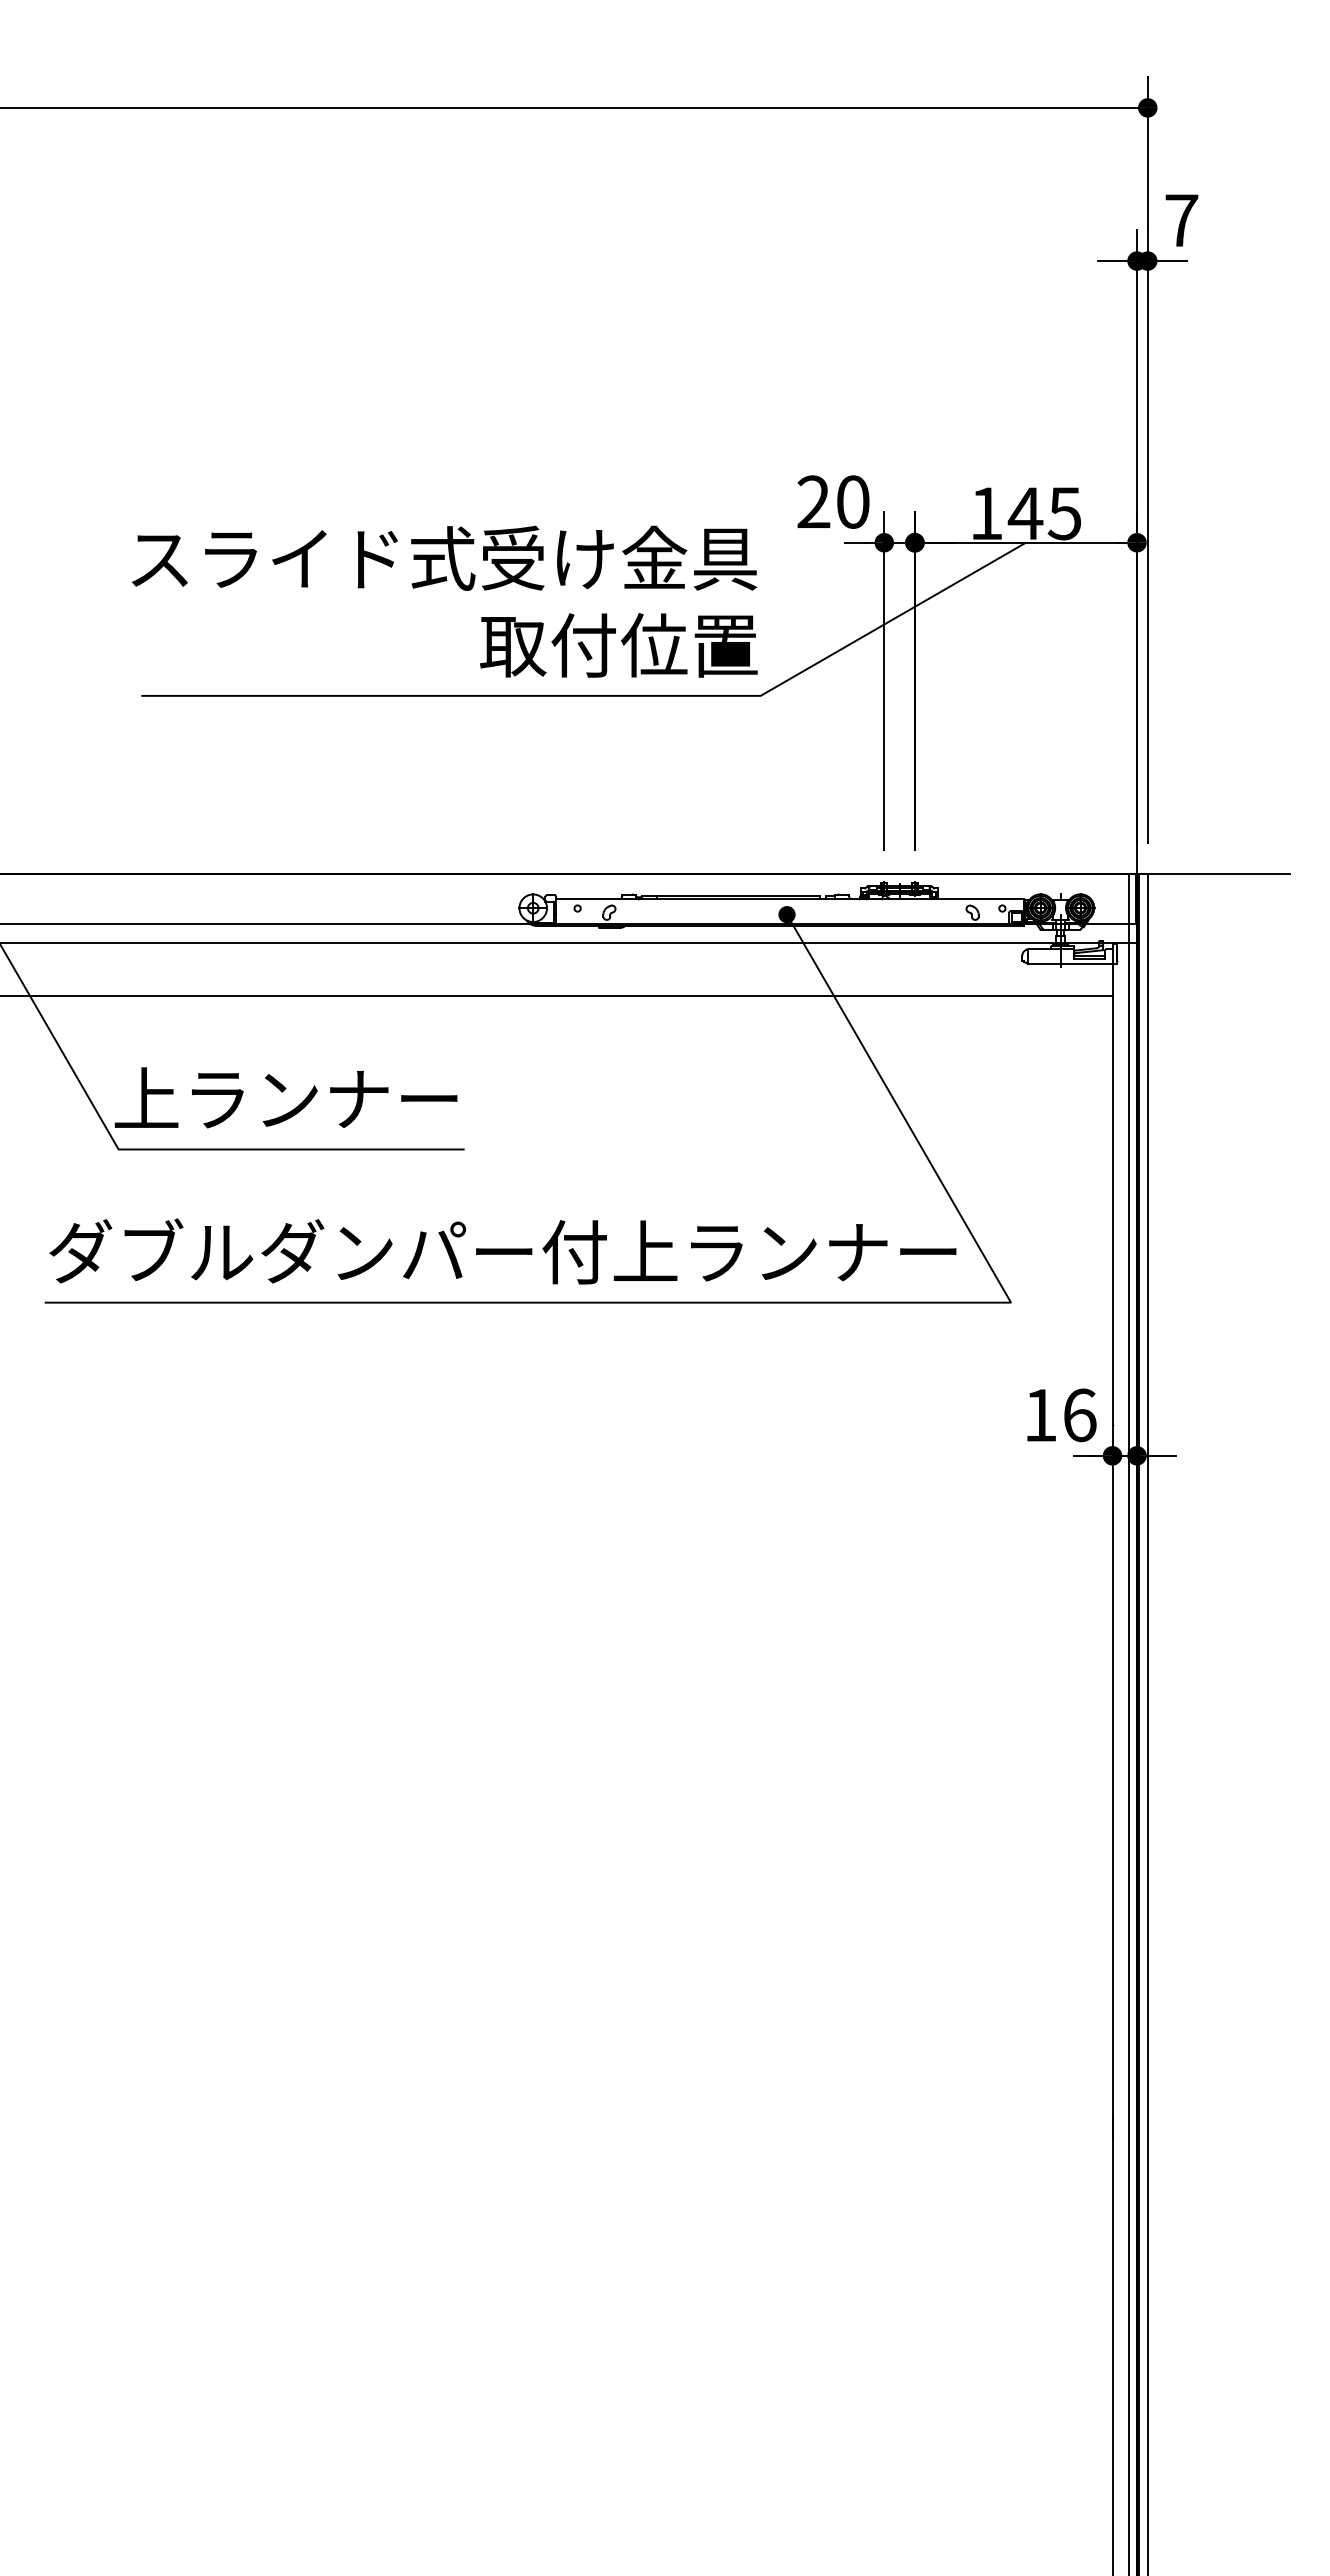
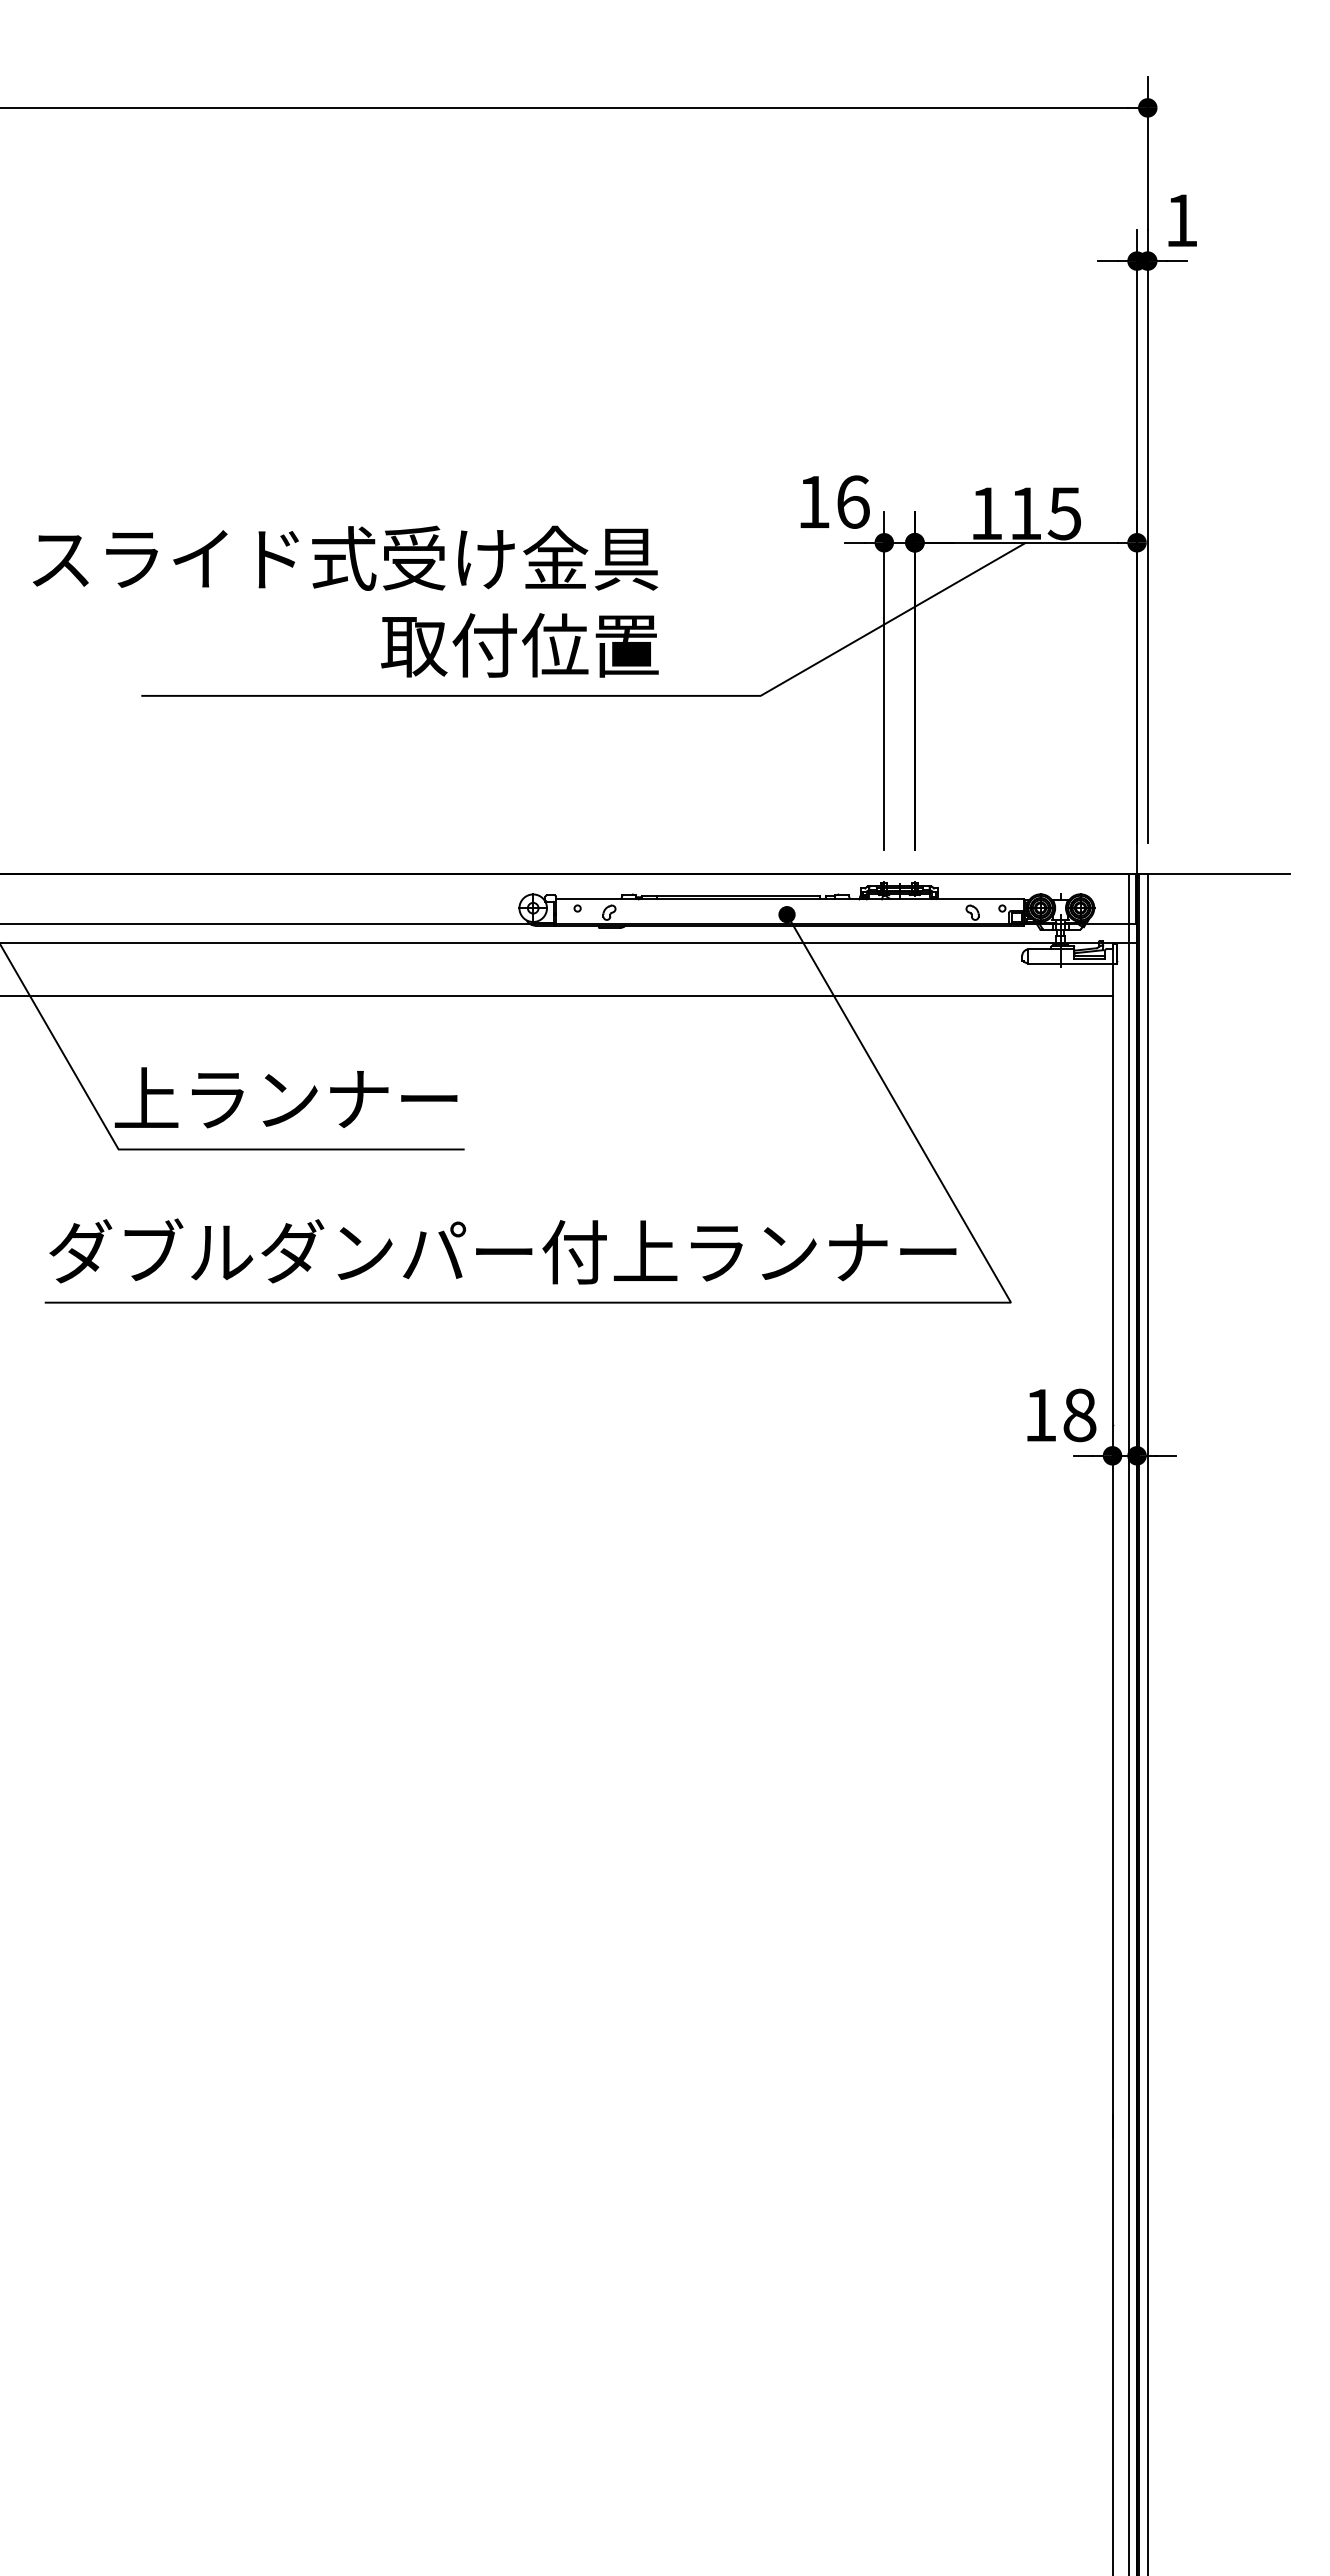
text: 7 -> 1 (1181, 220)
text: 20 -> 16 (833, 501)
text: 145 -> 115 (1025, 513)
text position: (444, 601) -> (345, 601) (345, 601)
text: 16 -> 18 (1079, 1415)
